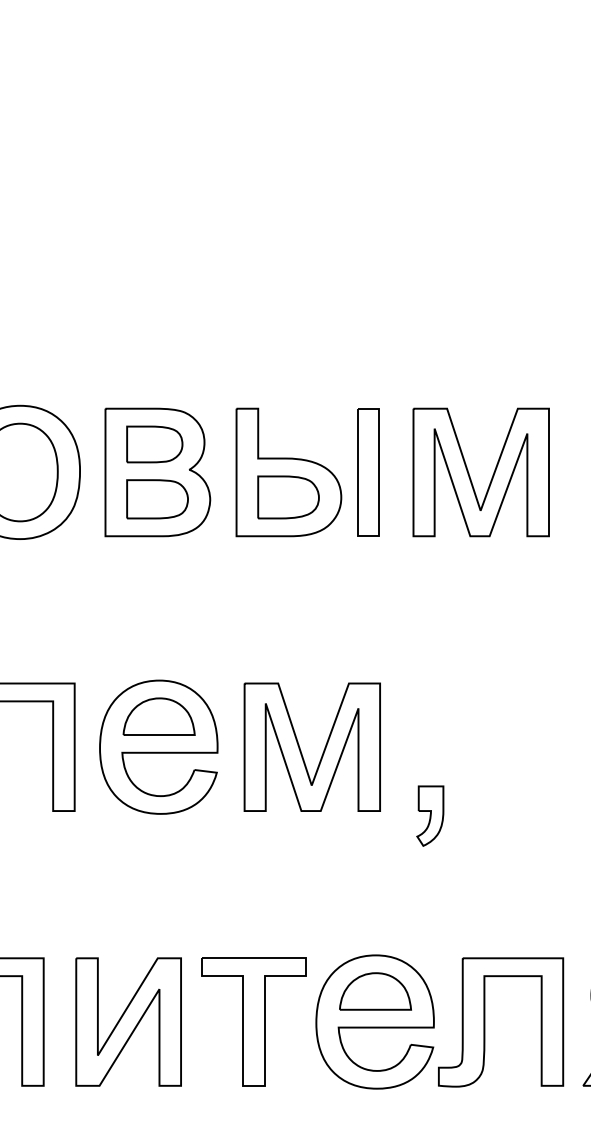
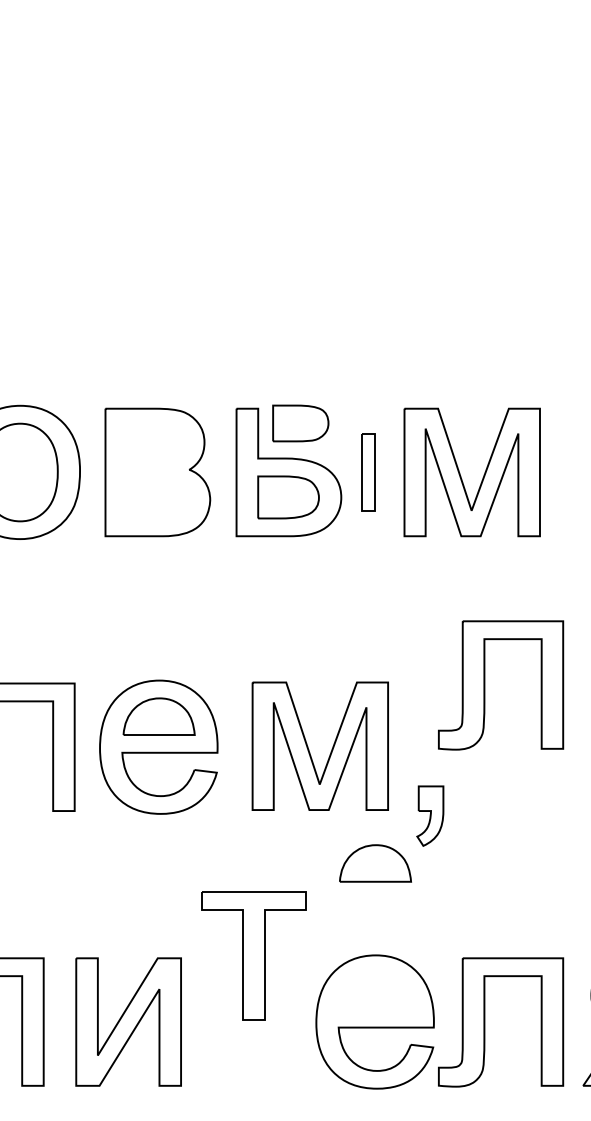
part position: (154, 444) -> (300, 423) (300, 423)
part size: 23x129 px -> 15x79 px (368, 472)
part position: (470, 476) -> (461, 476) (461, 476)
part: present -> none (157, 499)
part: none -> present (485, 685)
part position: (301, 750) -> (309, 749) (309, 749)
part position: (375, 991) -> (375, 863) (375, 863)
part position: (253, 1021) -> (253, 955) (253, 955)
